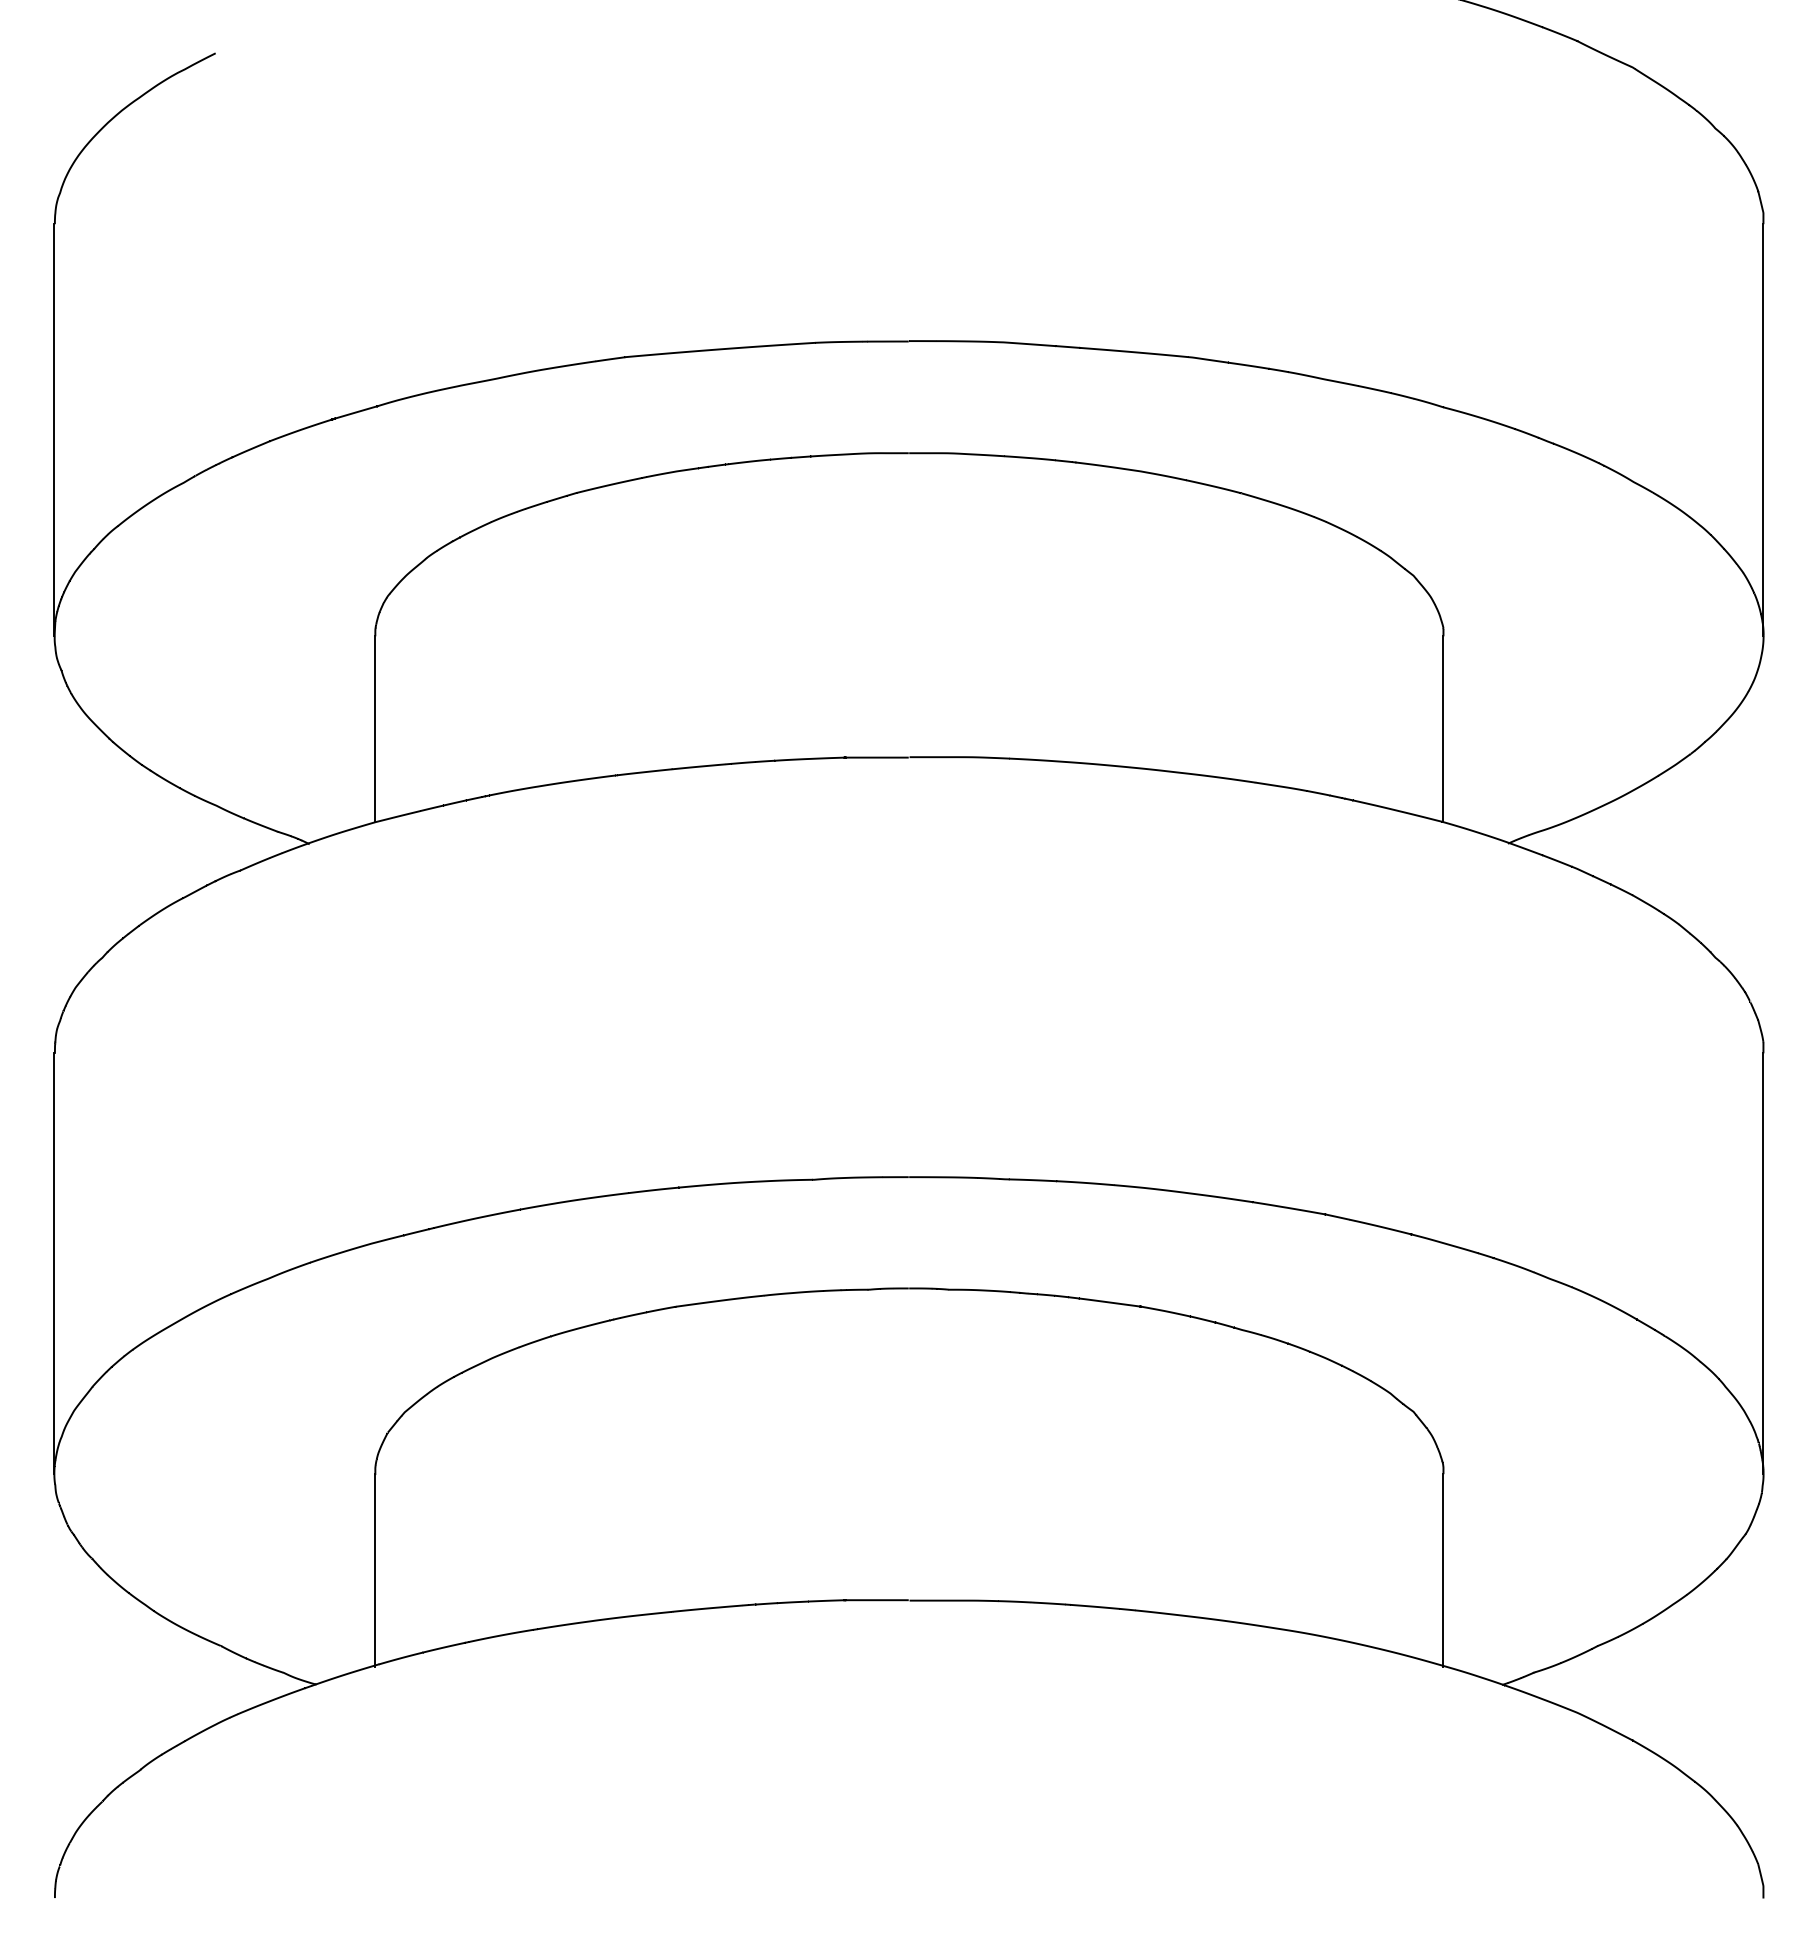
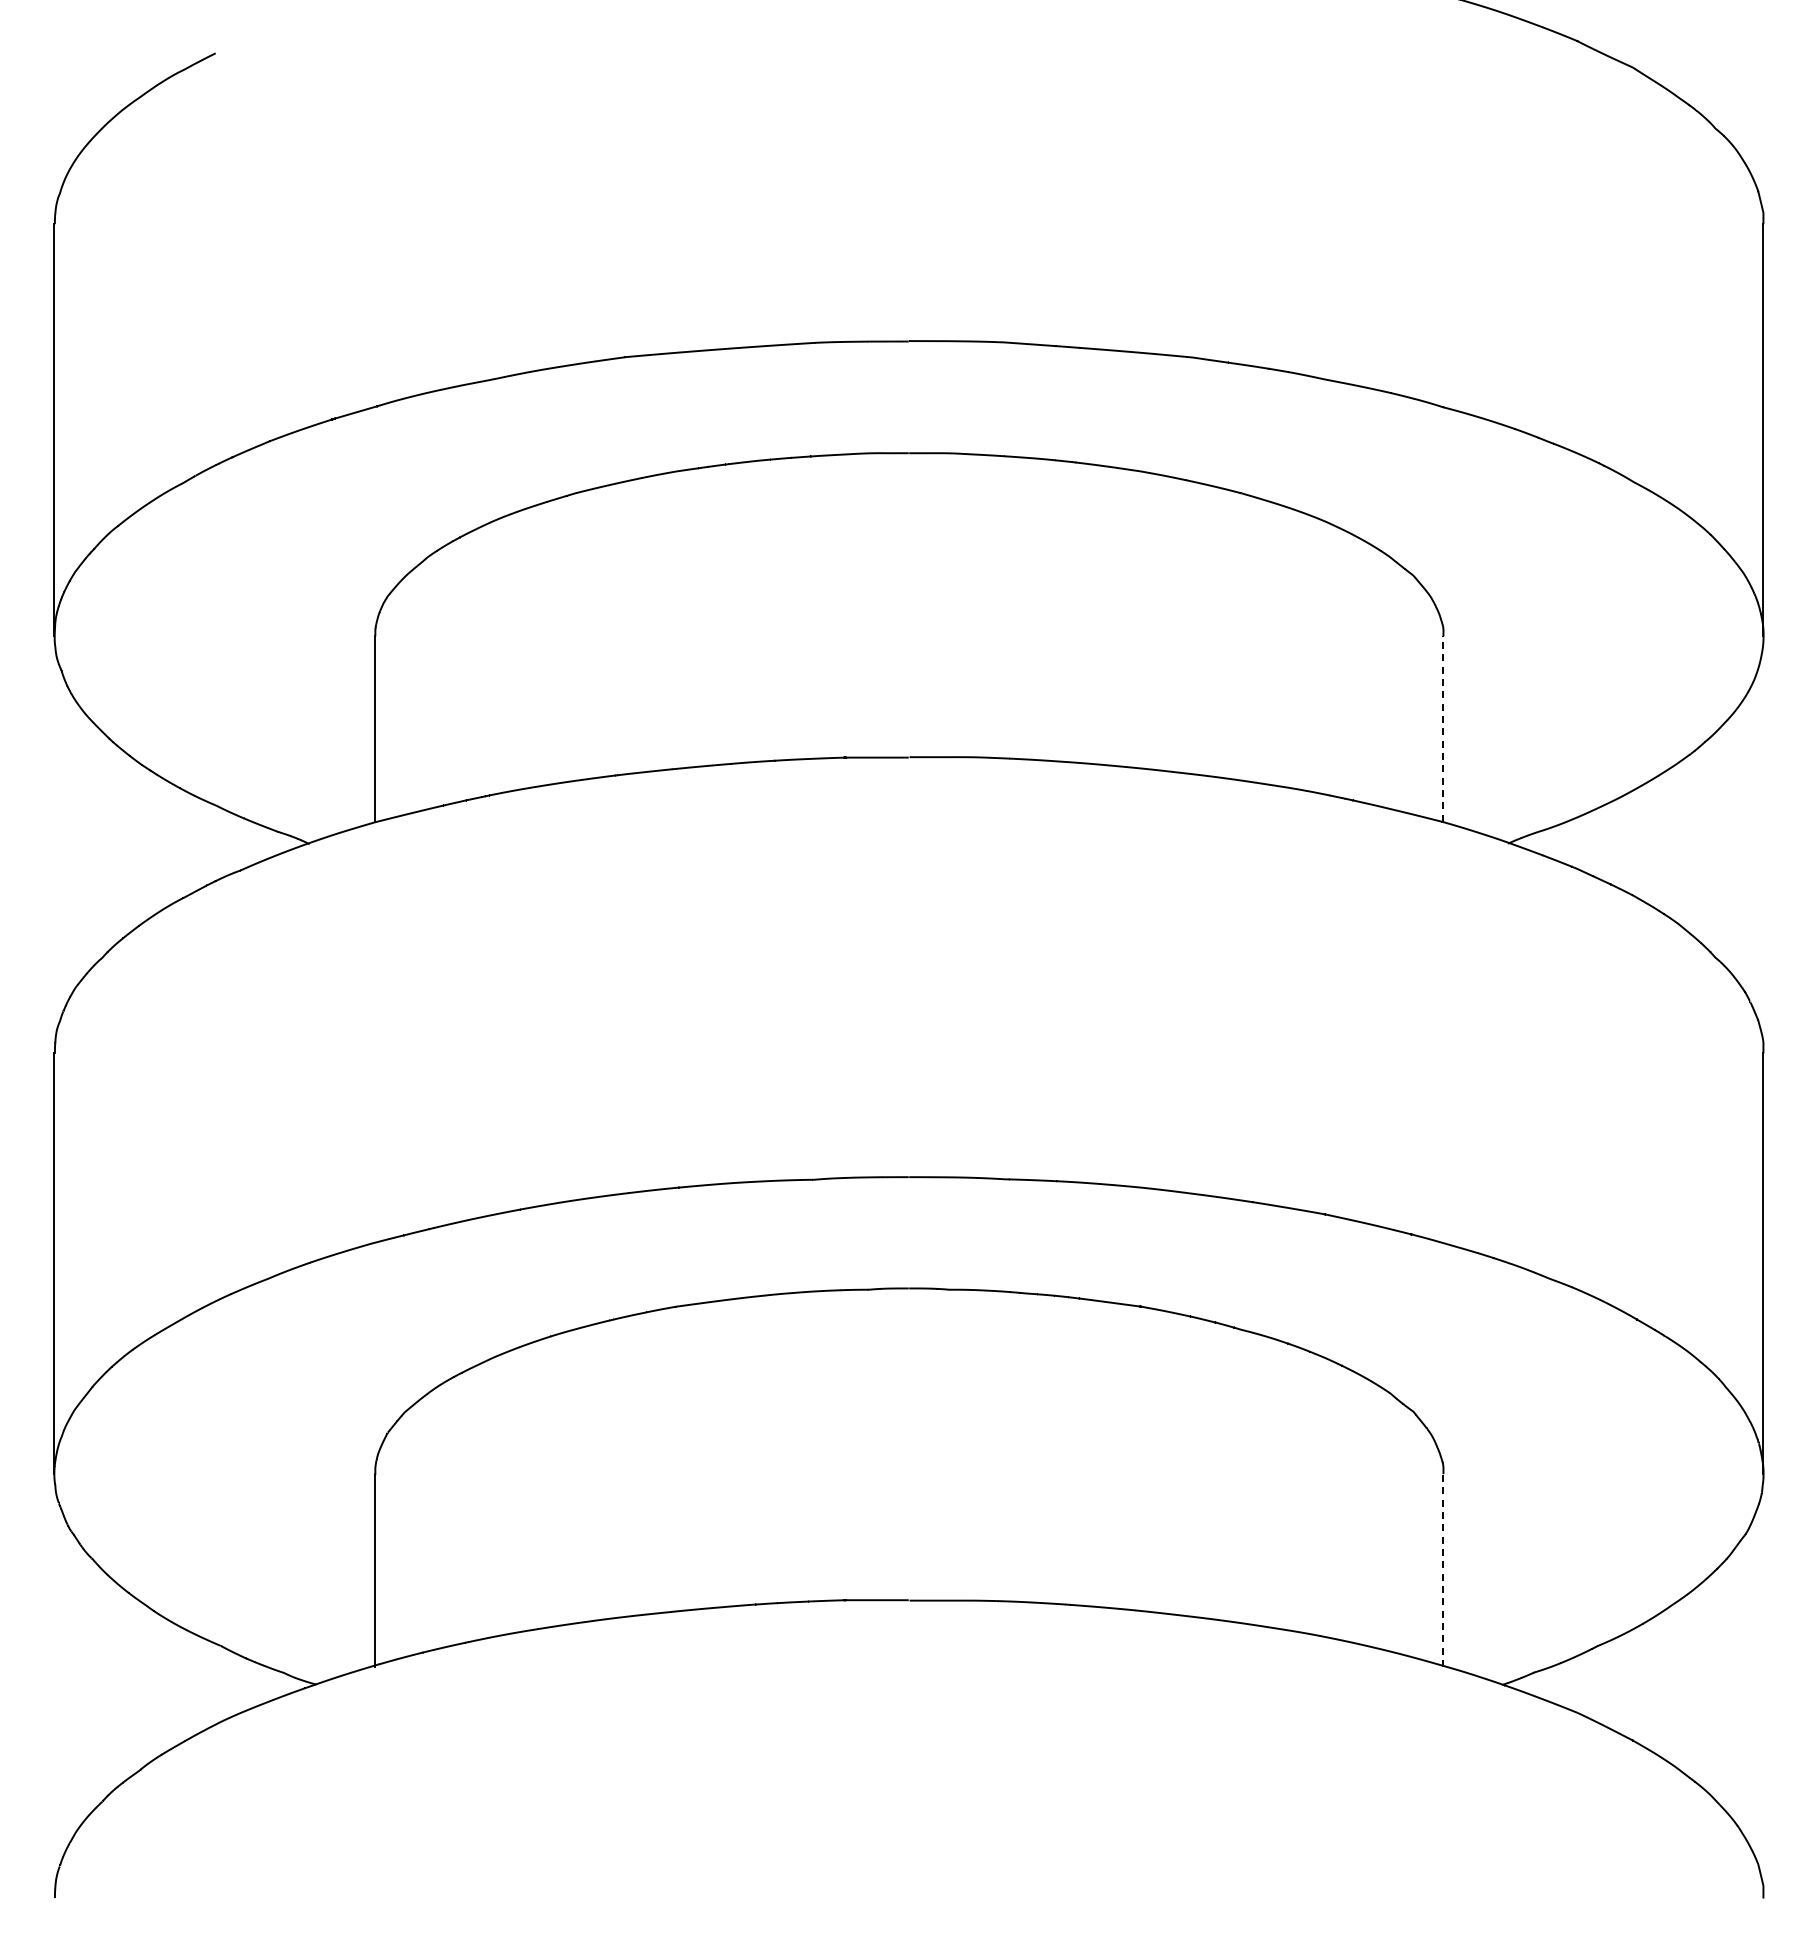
line: solid -> dashed (1443, 728)
line: solid -> dashed (1443, 1570)
